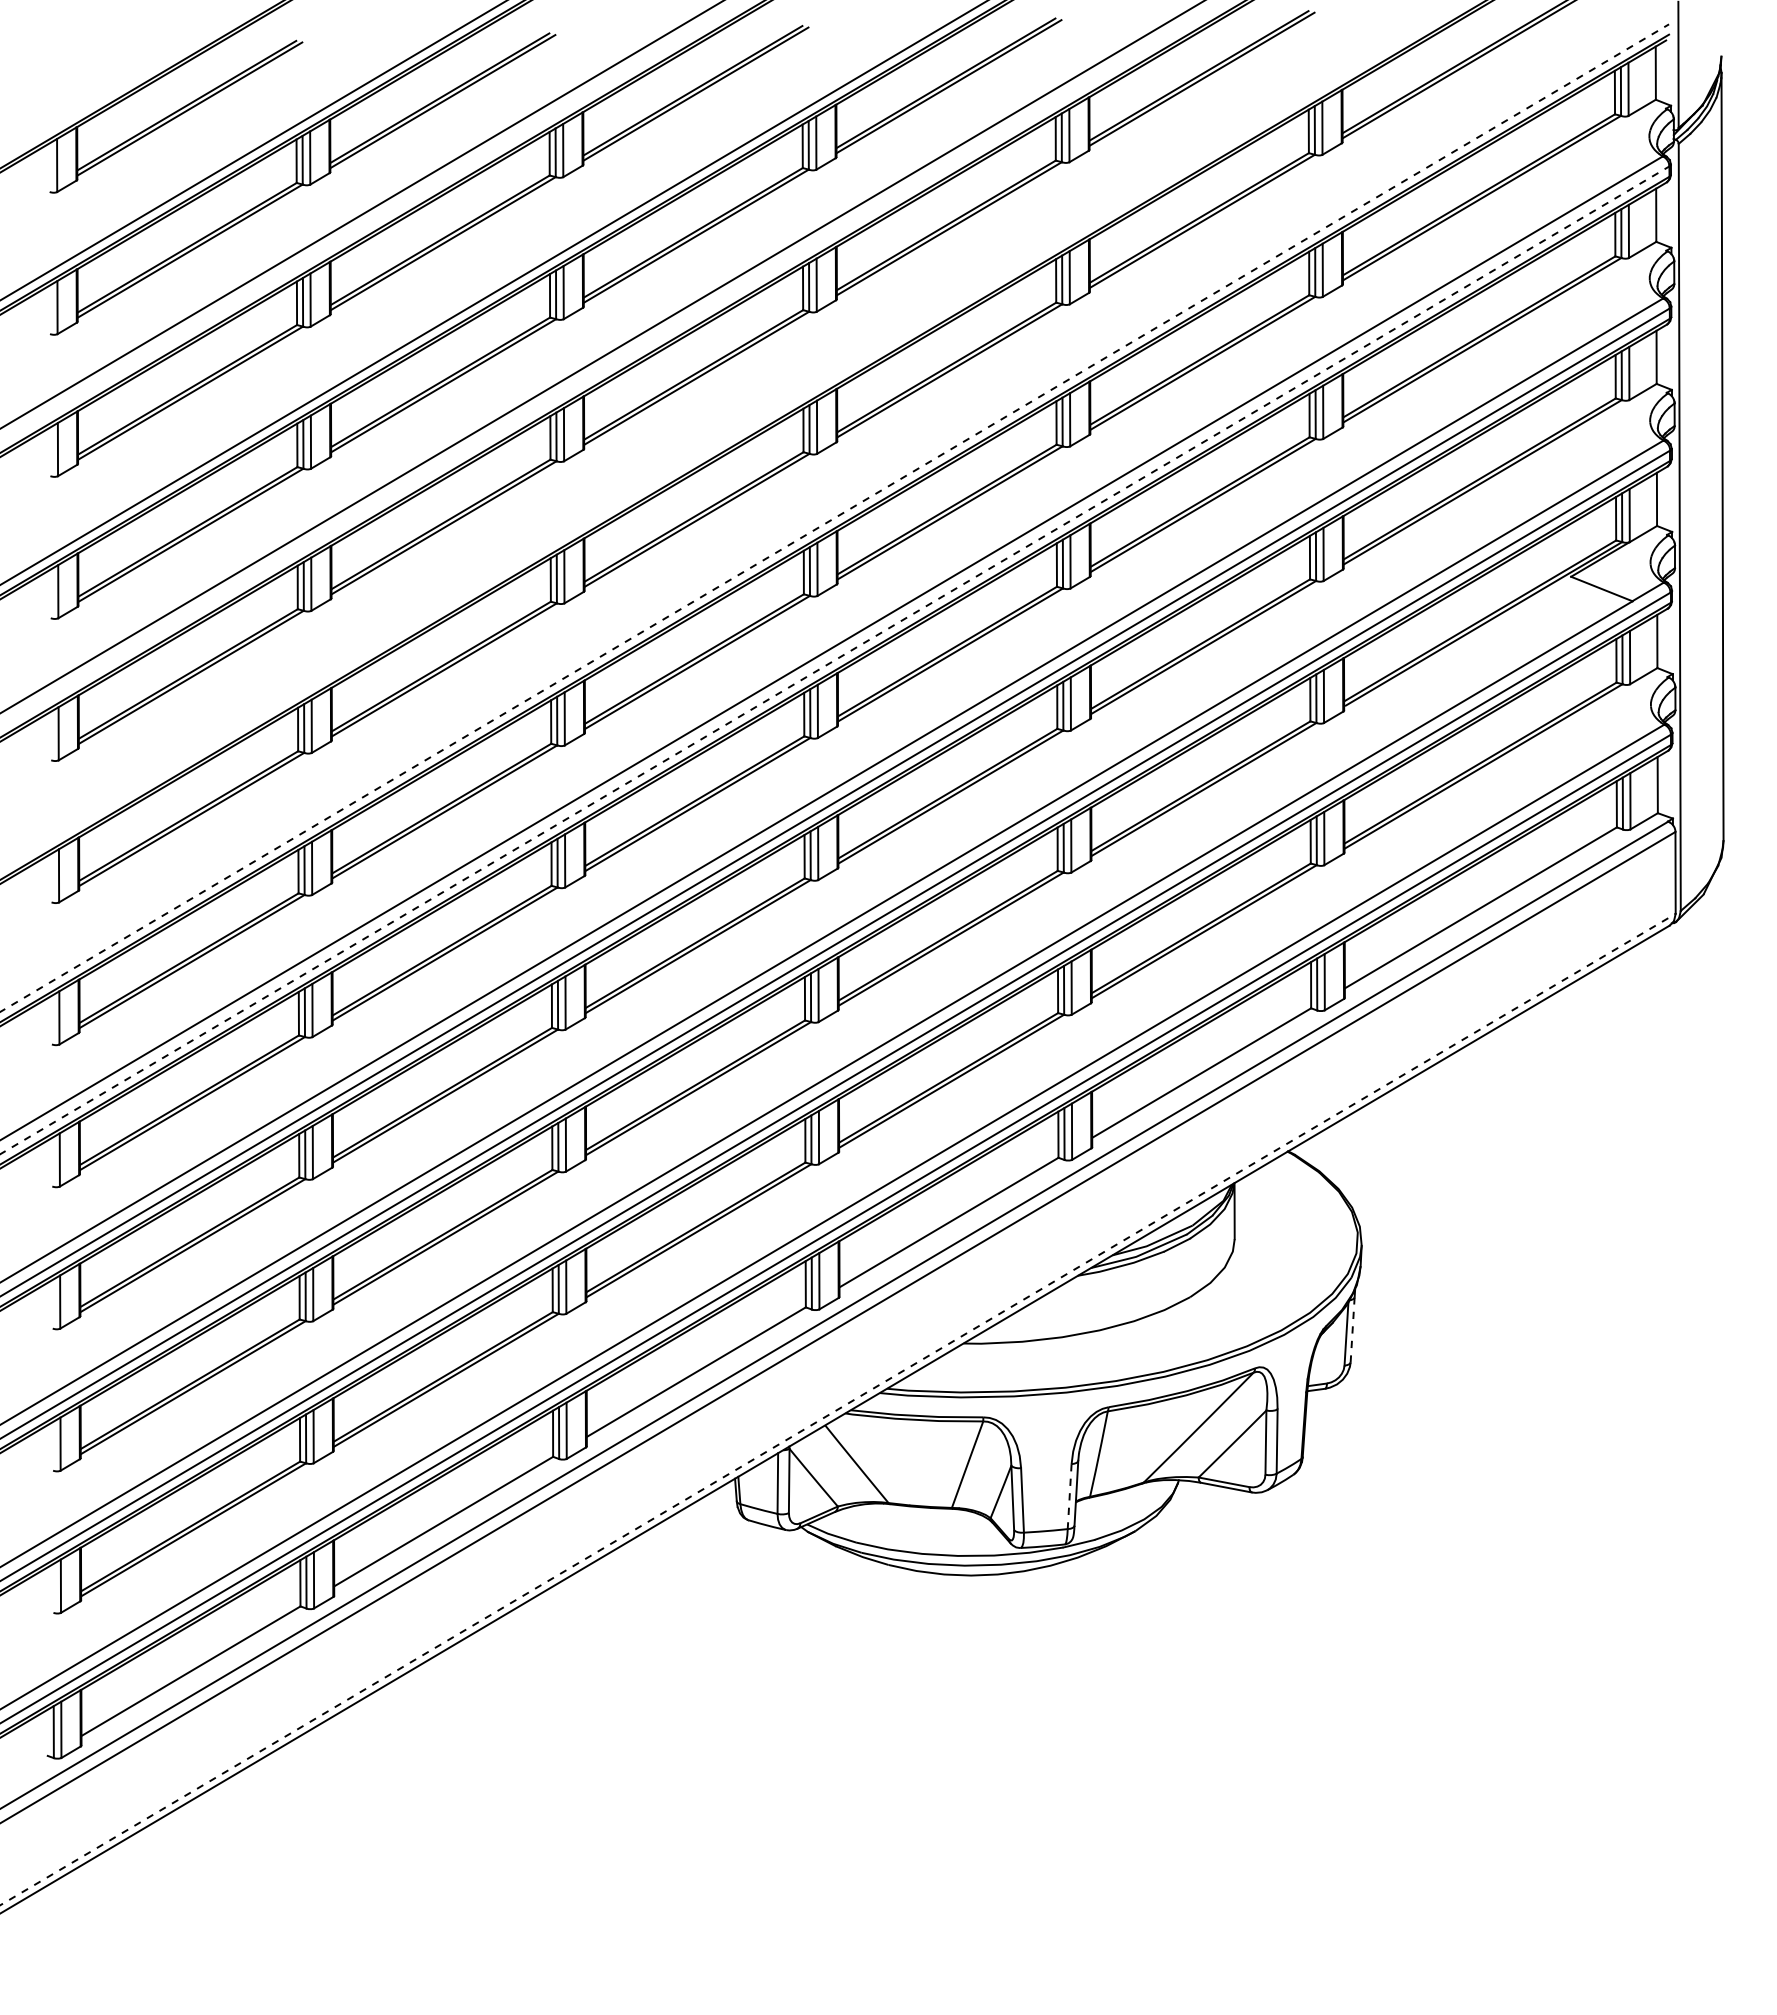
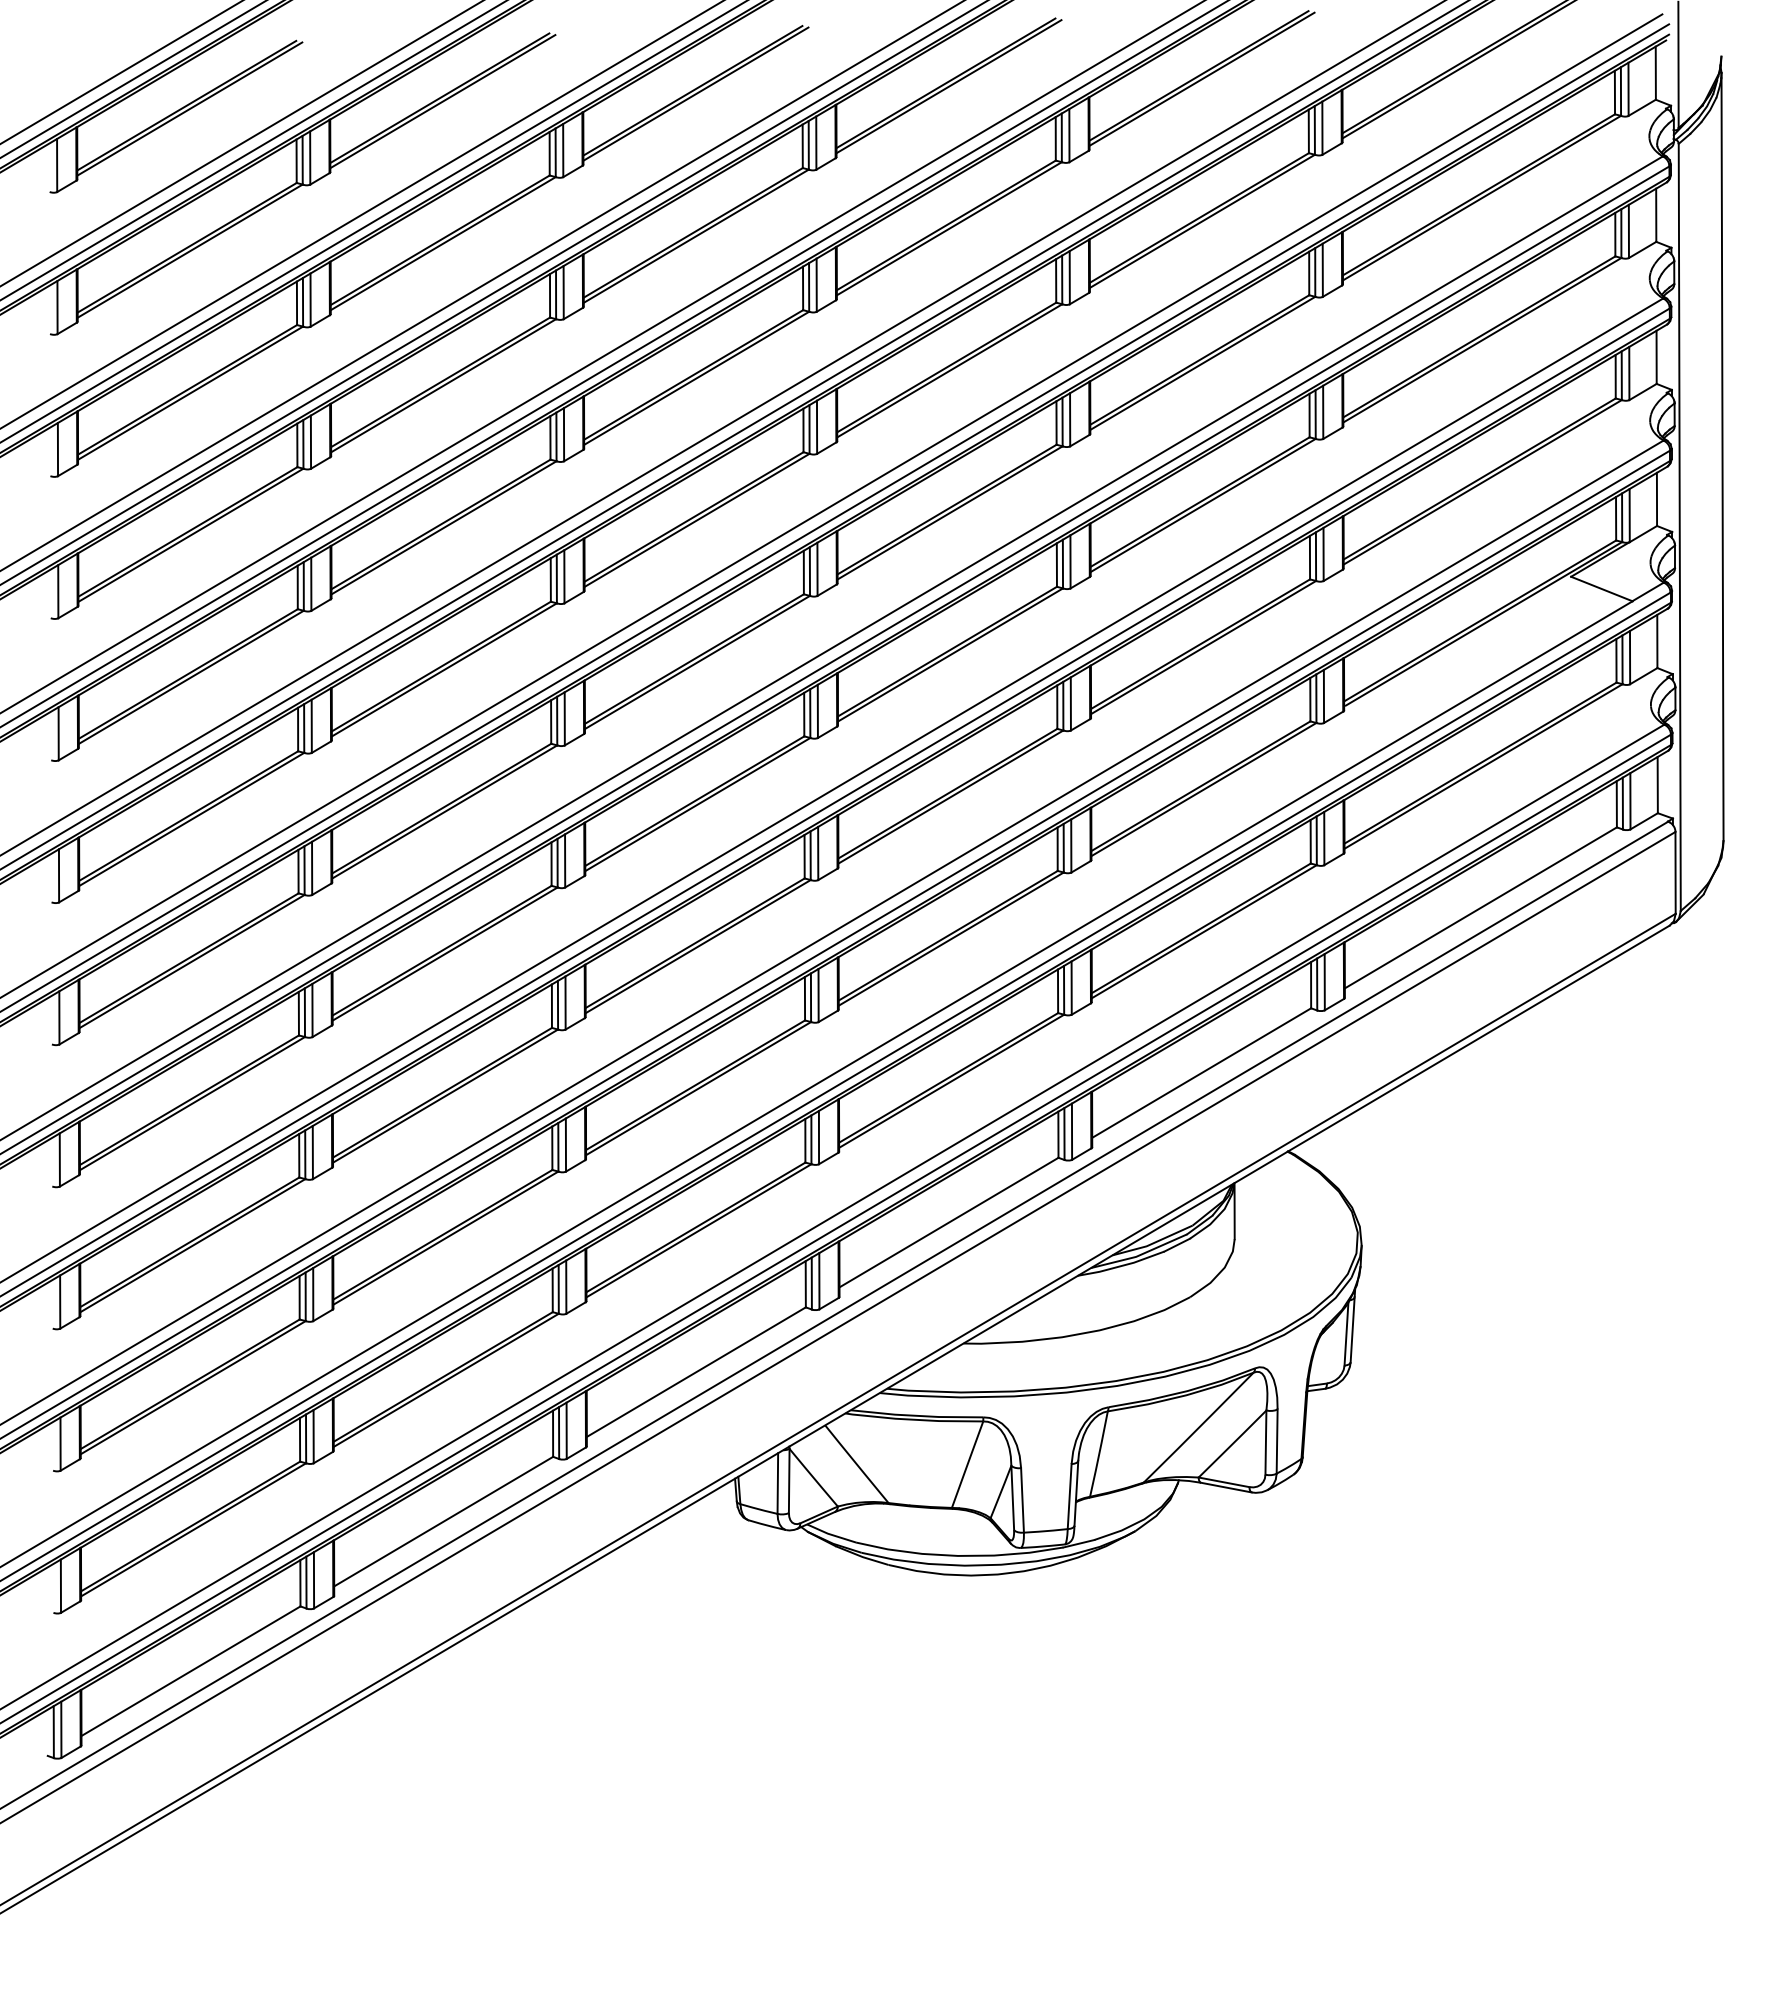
line: none -> present (121, 72)
line: none -> present (132, 79)
line: none -> present (241, 143)
line: none -> present (373, 221)
line: none -> present (481, 285)
line: none -> present (613, 364)
line: none -> present (722, 428)
line: none -> present (733, 435)
line: none -> present (832, 505)
line: dashed -> solid (835, 517)
line: dashed -> solid (834, 660)
line: dashed -> solid (1352, 1329)
line: dashed -> solid (838, 1409)
line: dashed -> solid (1069, 1496)
